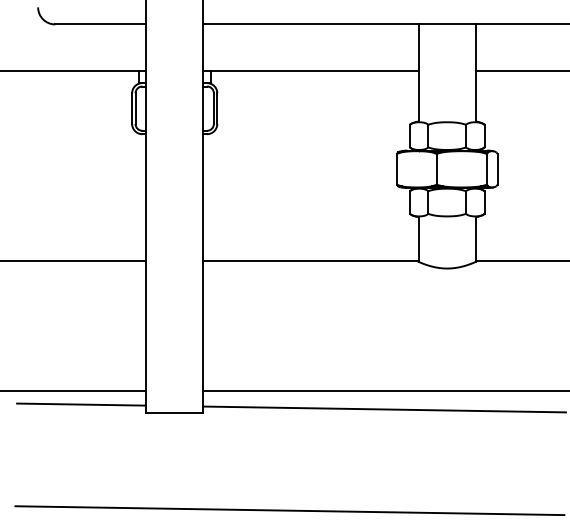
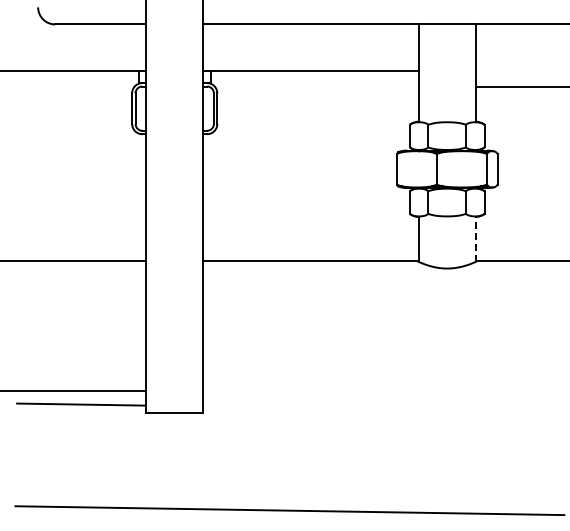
line position: (520, 71) -> (520, 87) (520, 87)
line: solid -> dashed (475, 238)
line: present -> none (384, 390)
line: present -> none (384, 409)
